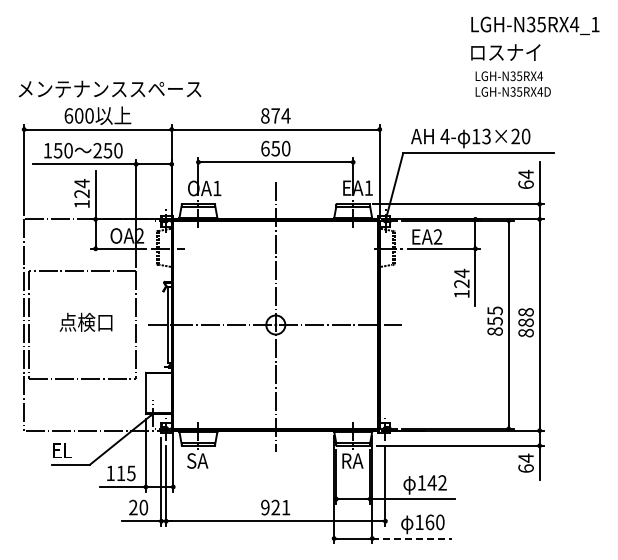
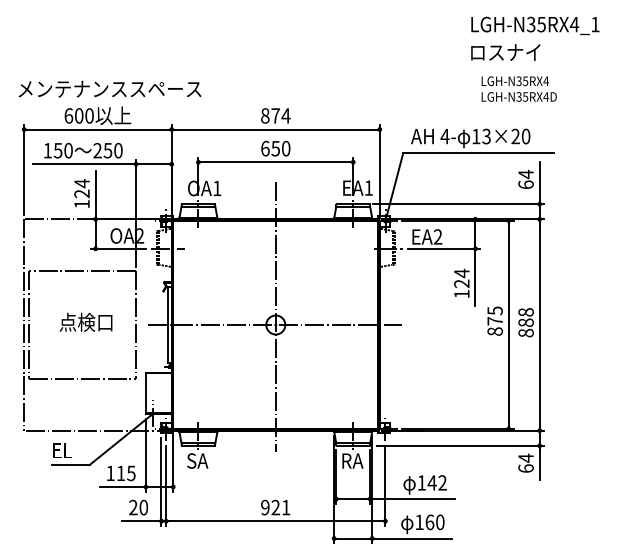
text position: (512, 83) -> (518, 88) (518, 88)
text: 855 -> 875 (494, 321)
line: dashed -> solid (412, 538)
